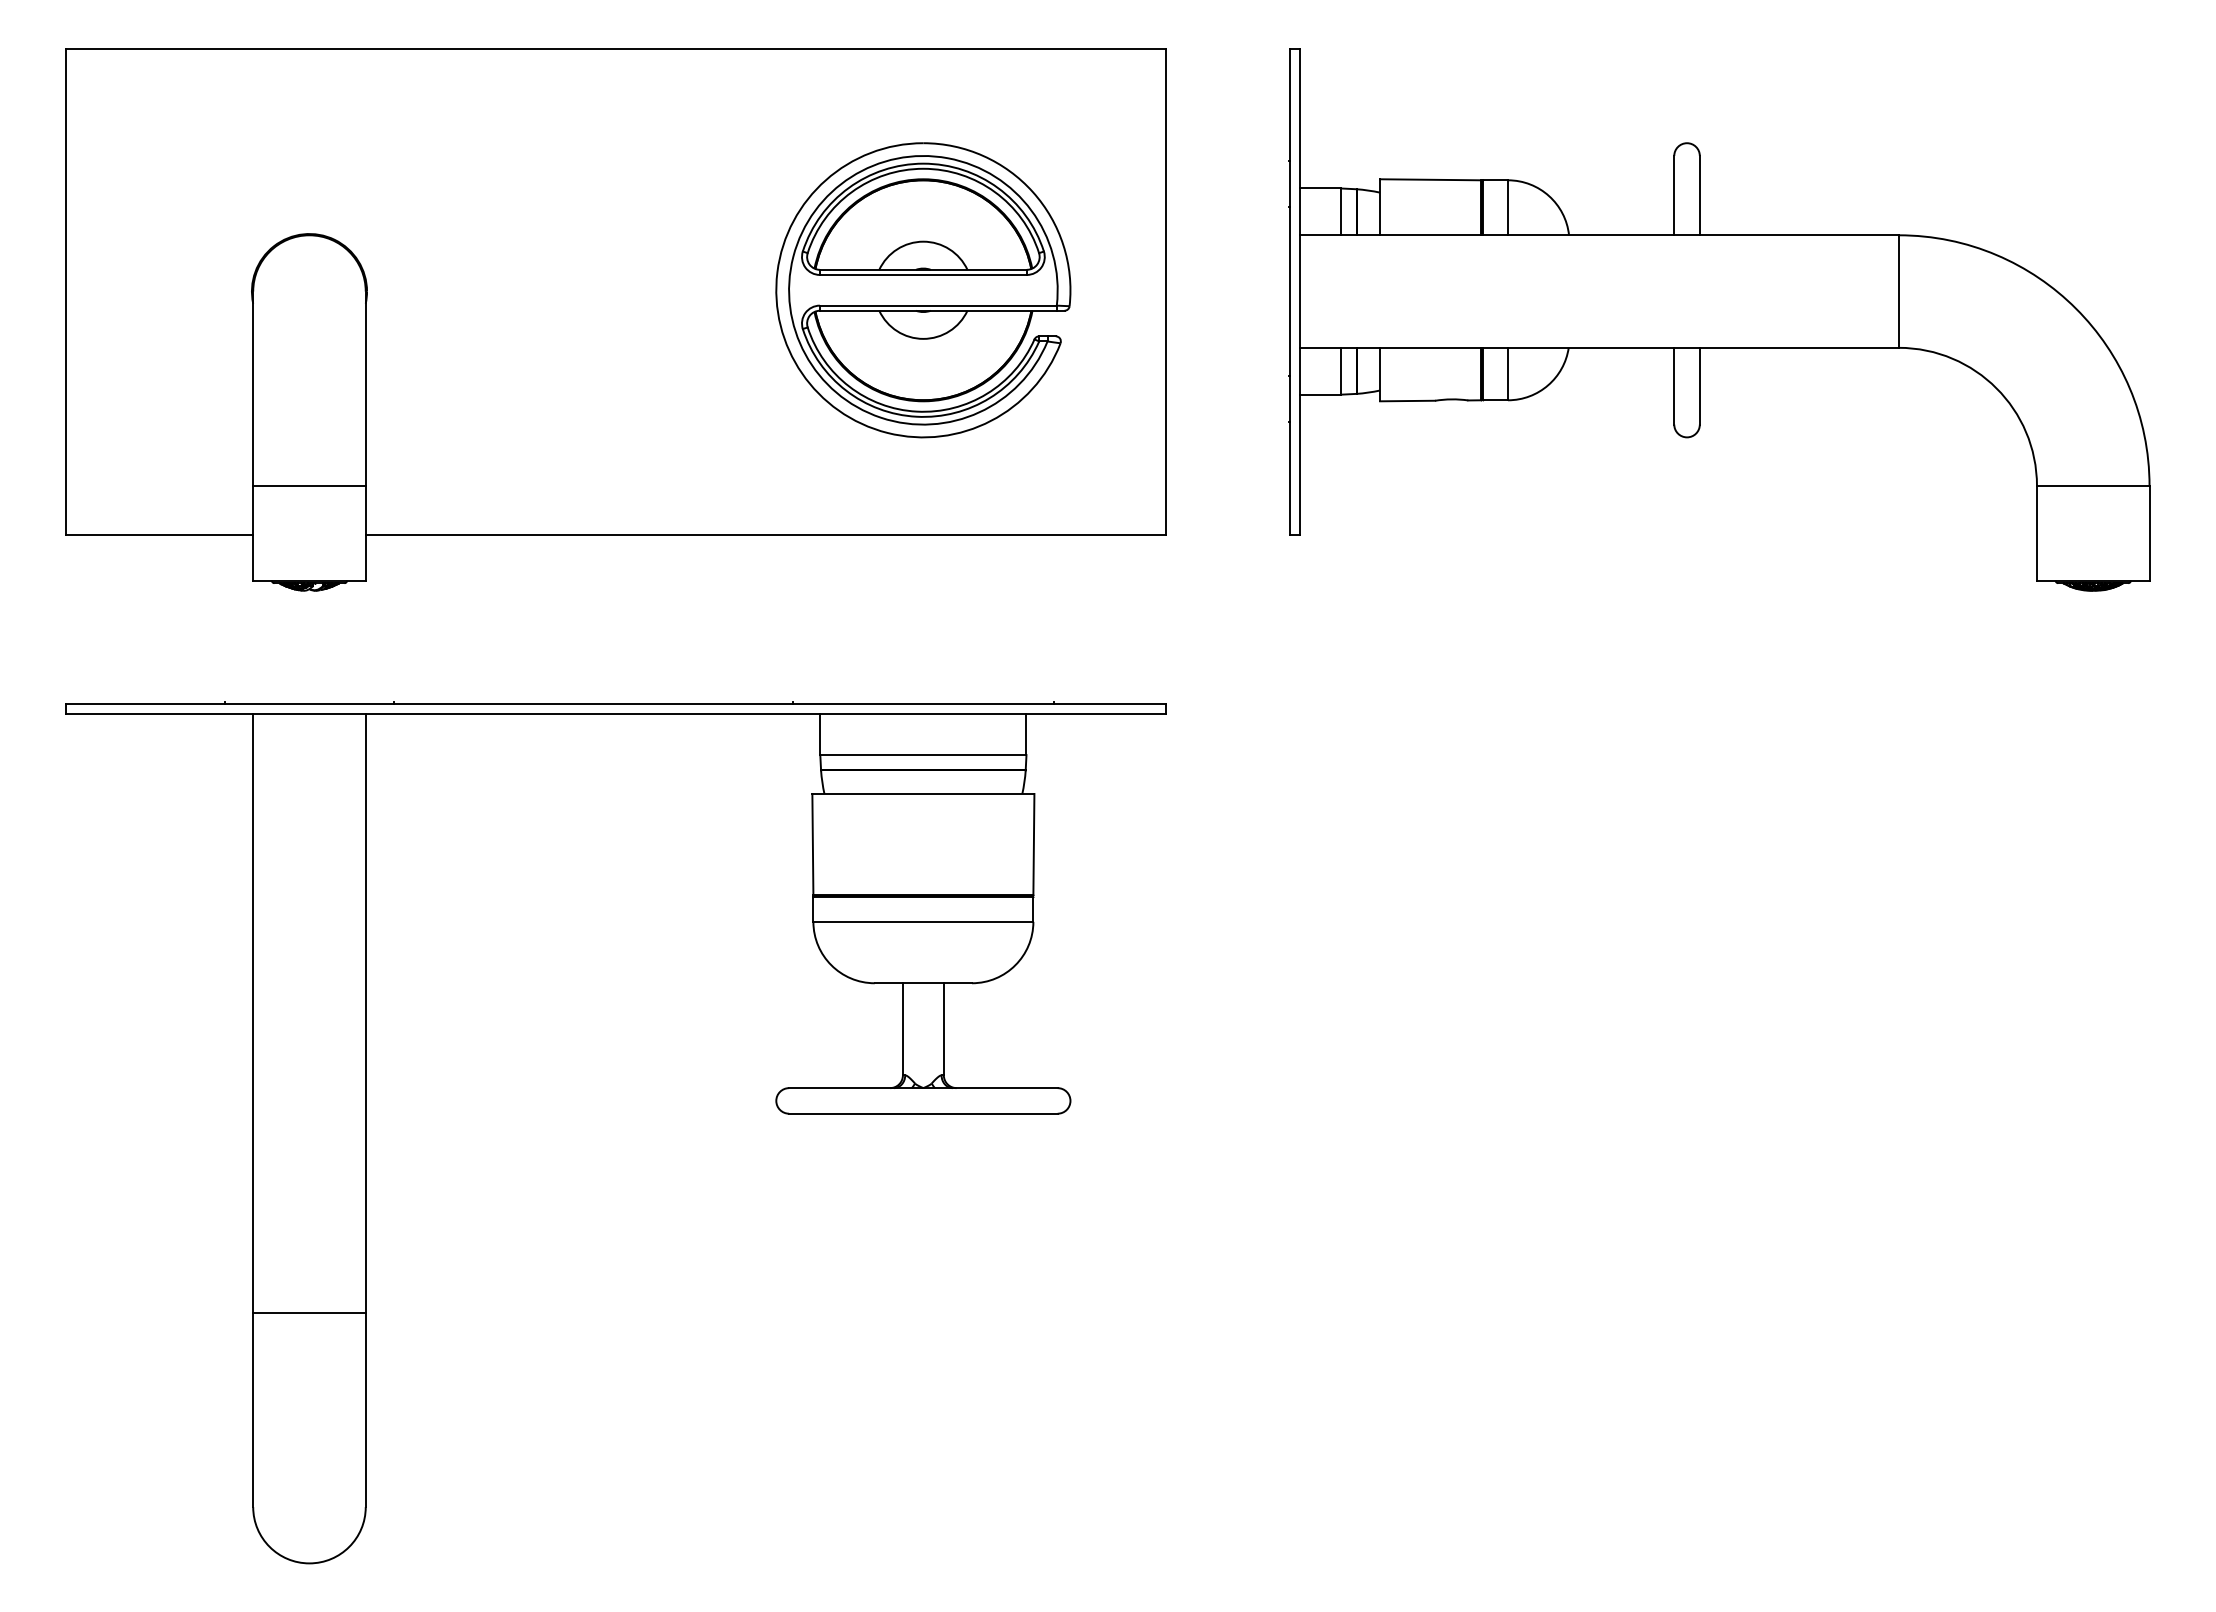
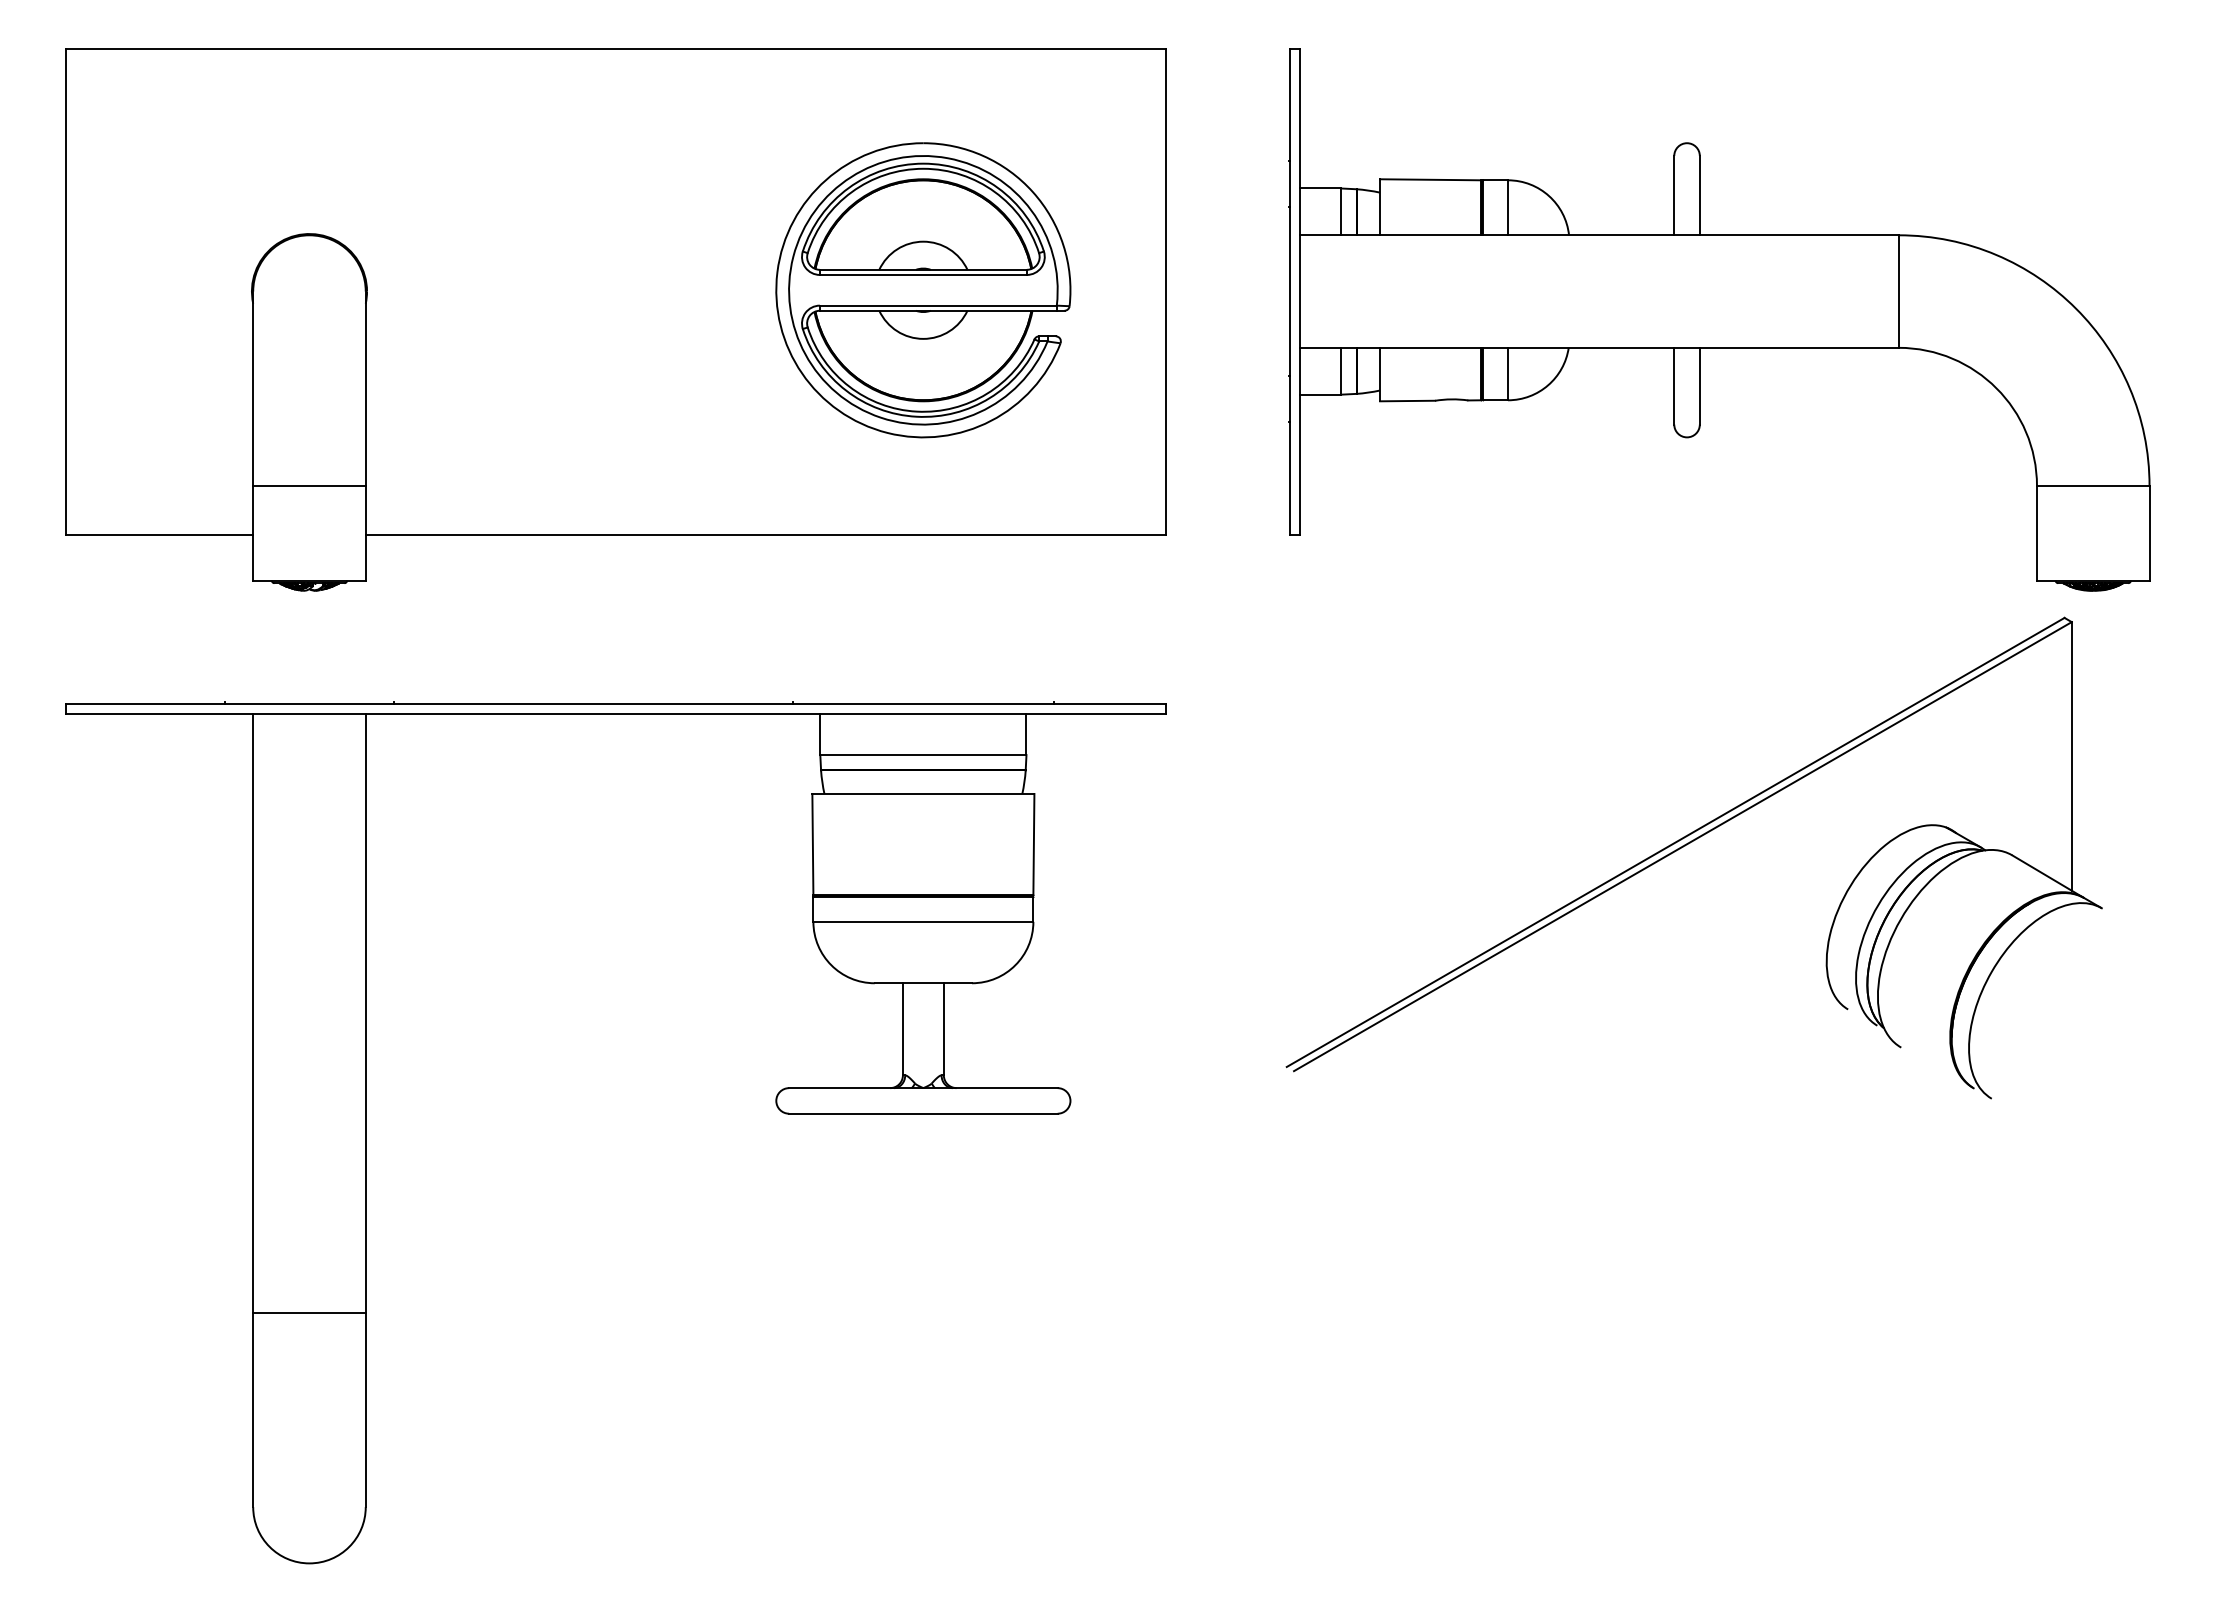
part: none -> present (1687, 845)
